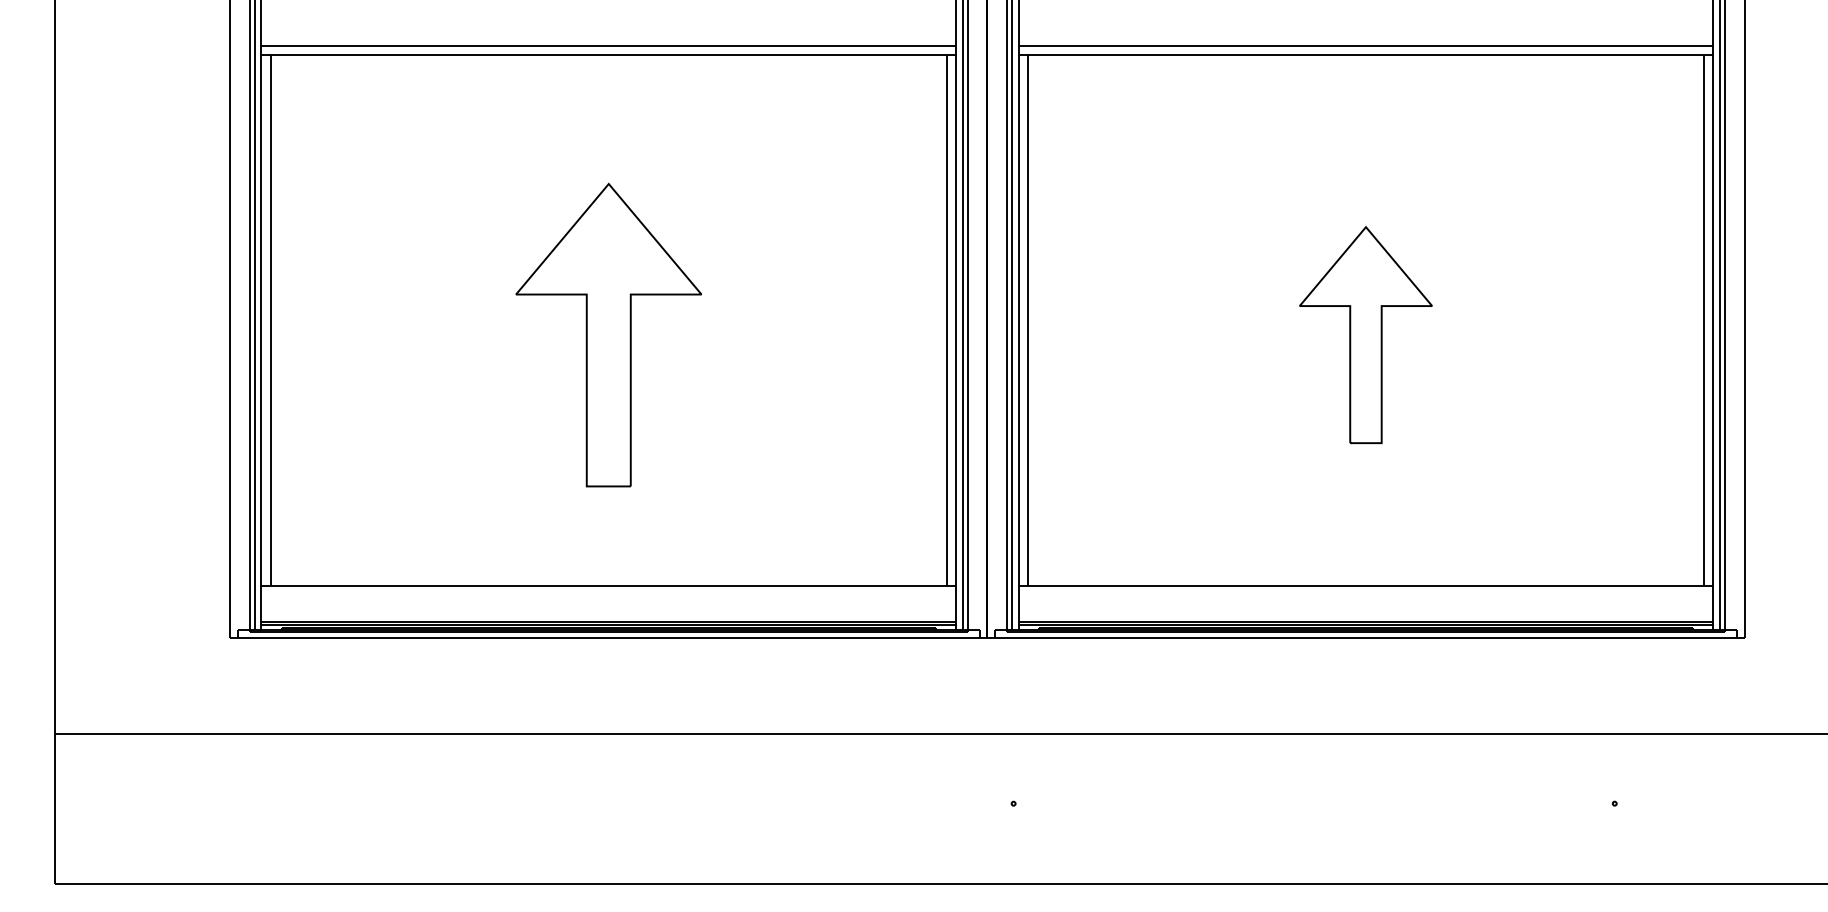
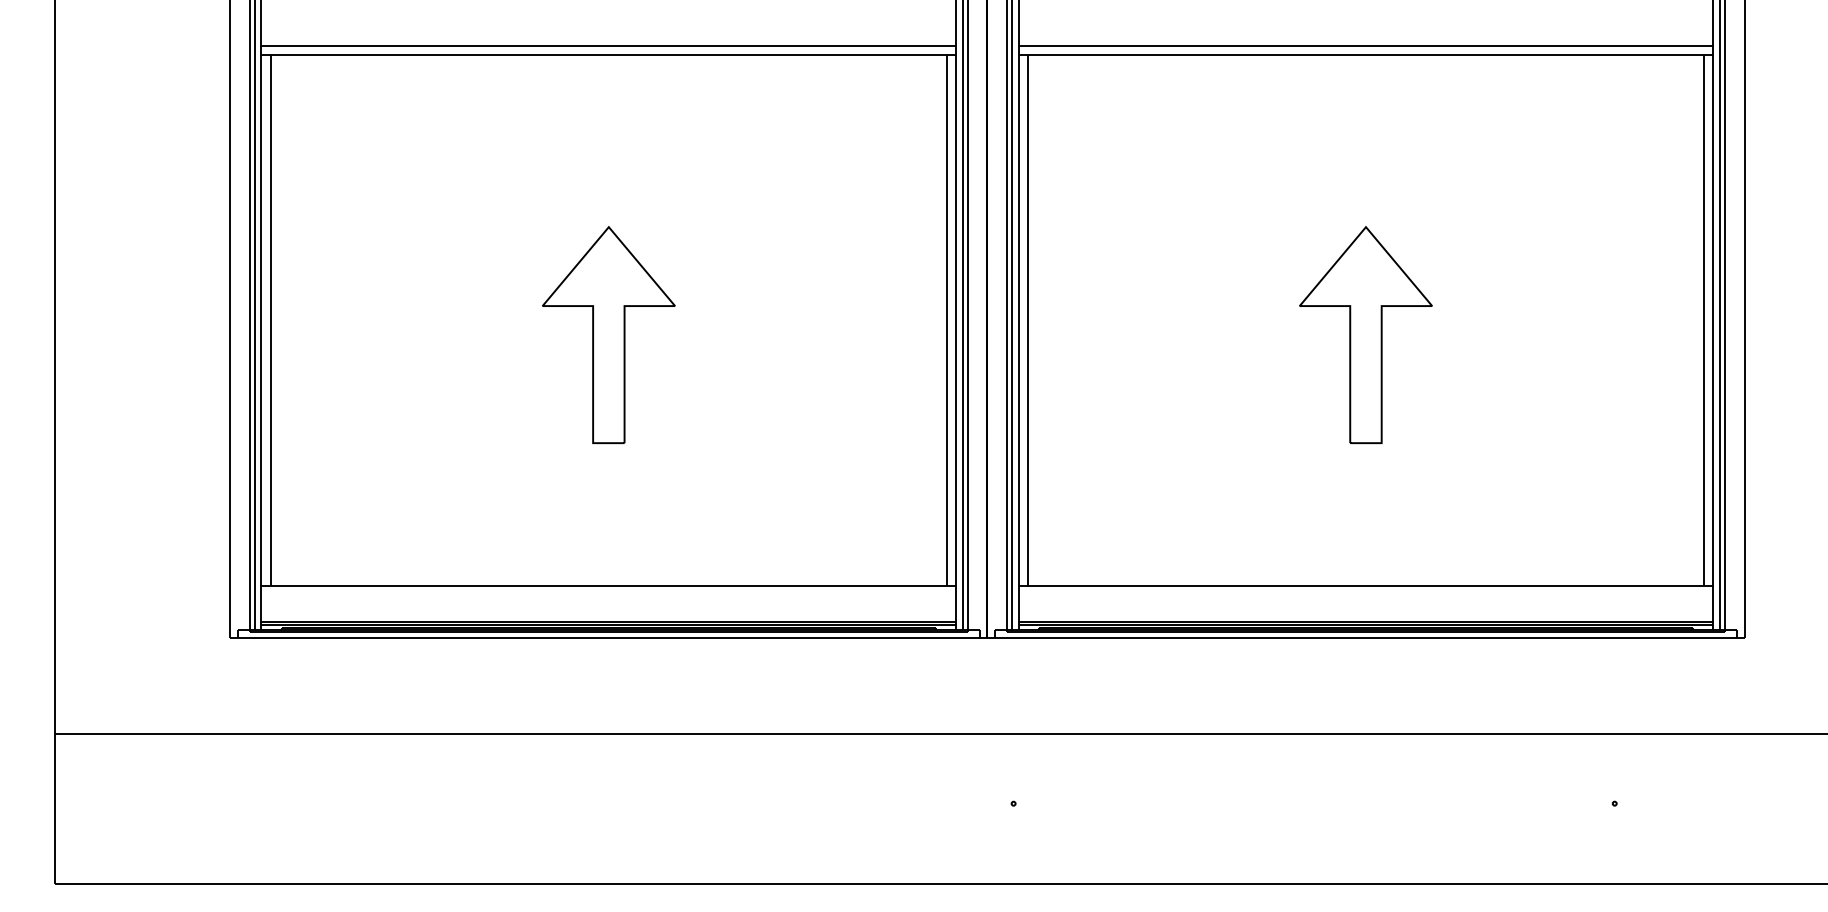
part size: 187x306 px -> 134x218 px (608, 334)
